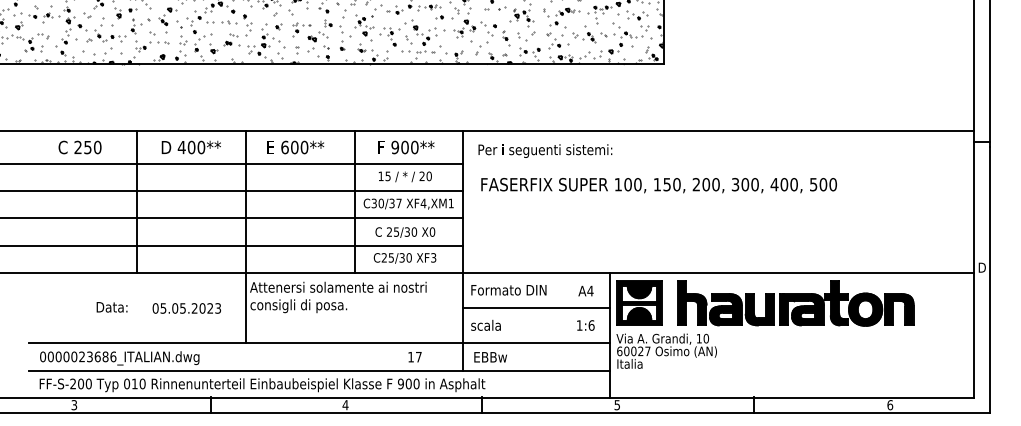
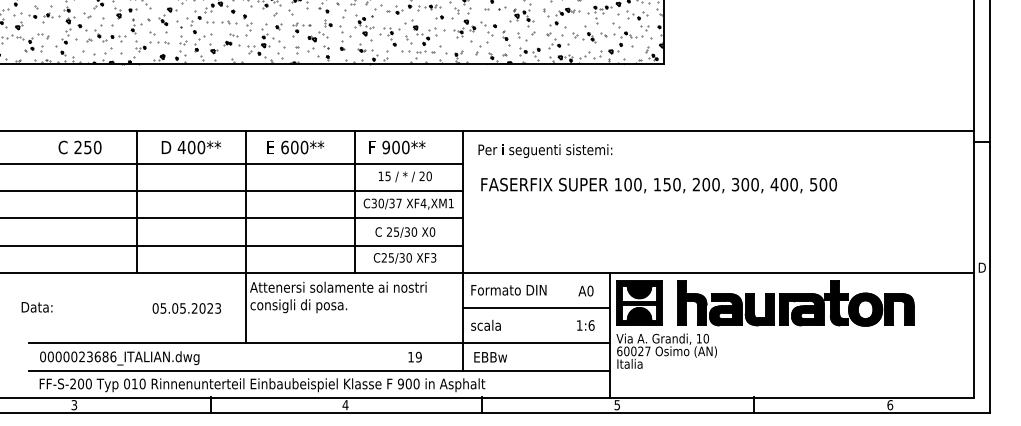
text position: (406, 147) -> (397, 147) (397, 147)
text: A4 -> A0 (590, 290)
text position: (111, 307) -> (36, 307) (36, 307)
text: 17 -> 19 (418, 356)
